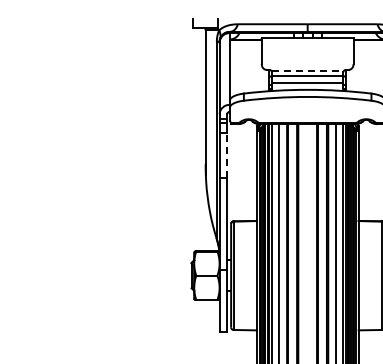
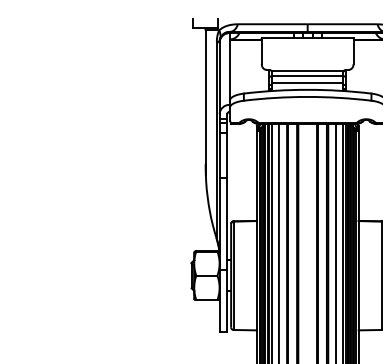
line: dashed -> solid (308, 71)
line: dashed -> solid (227, 155)
